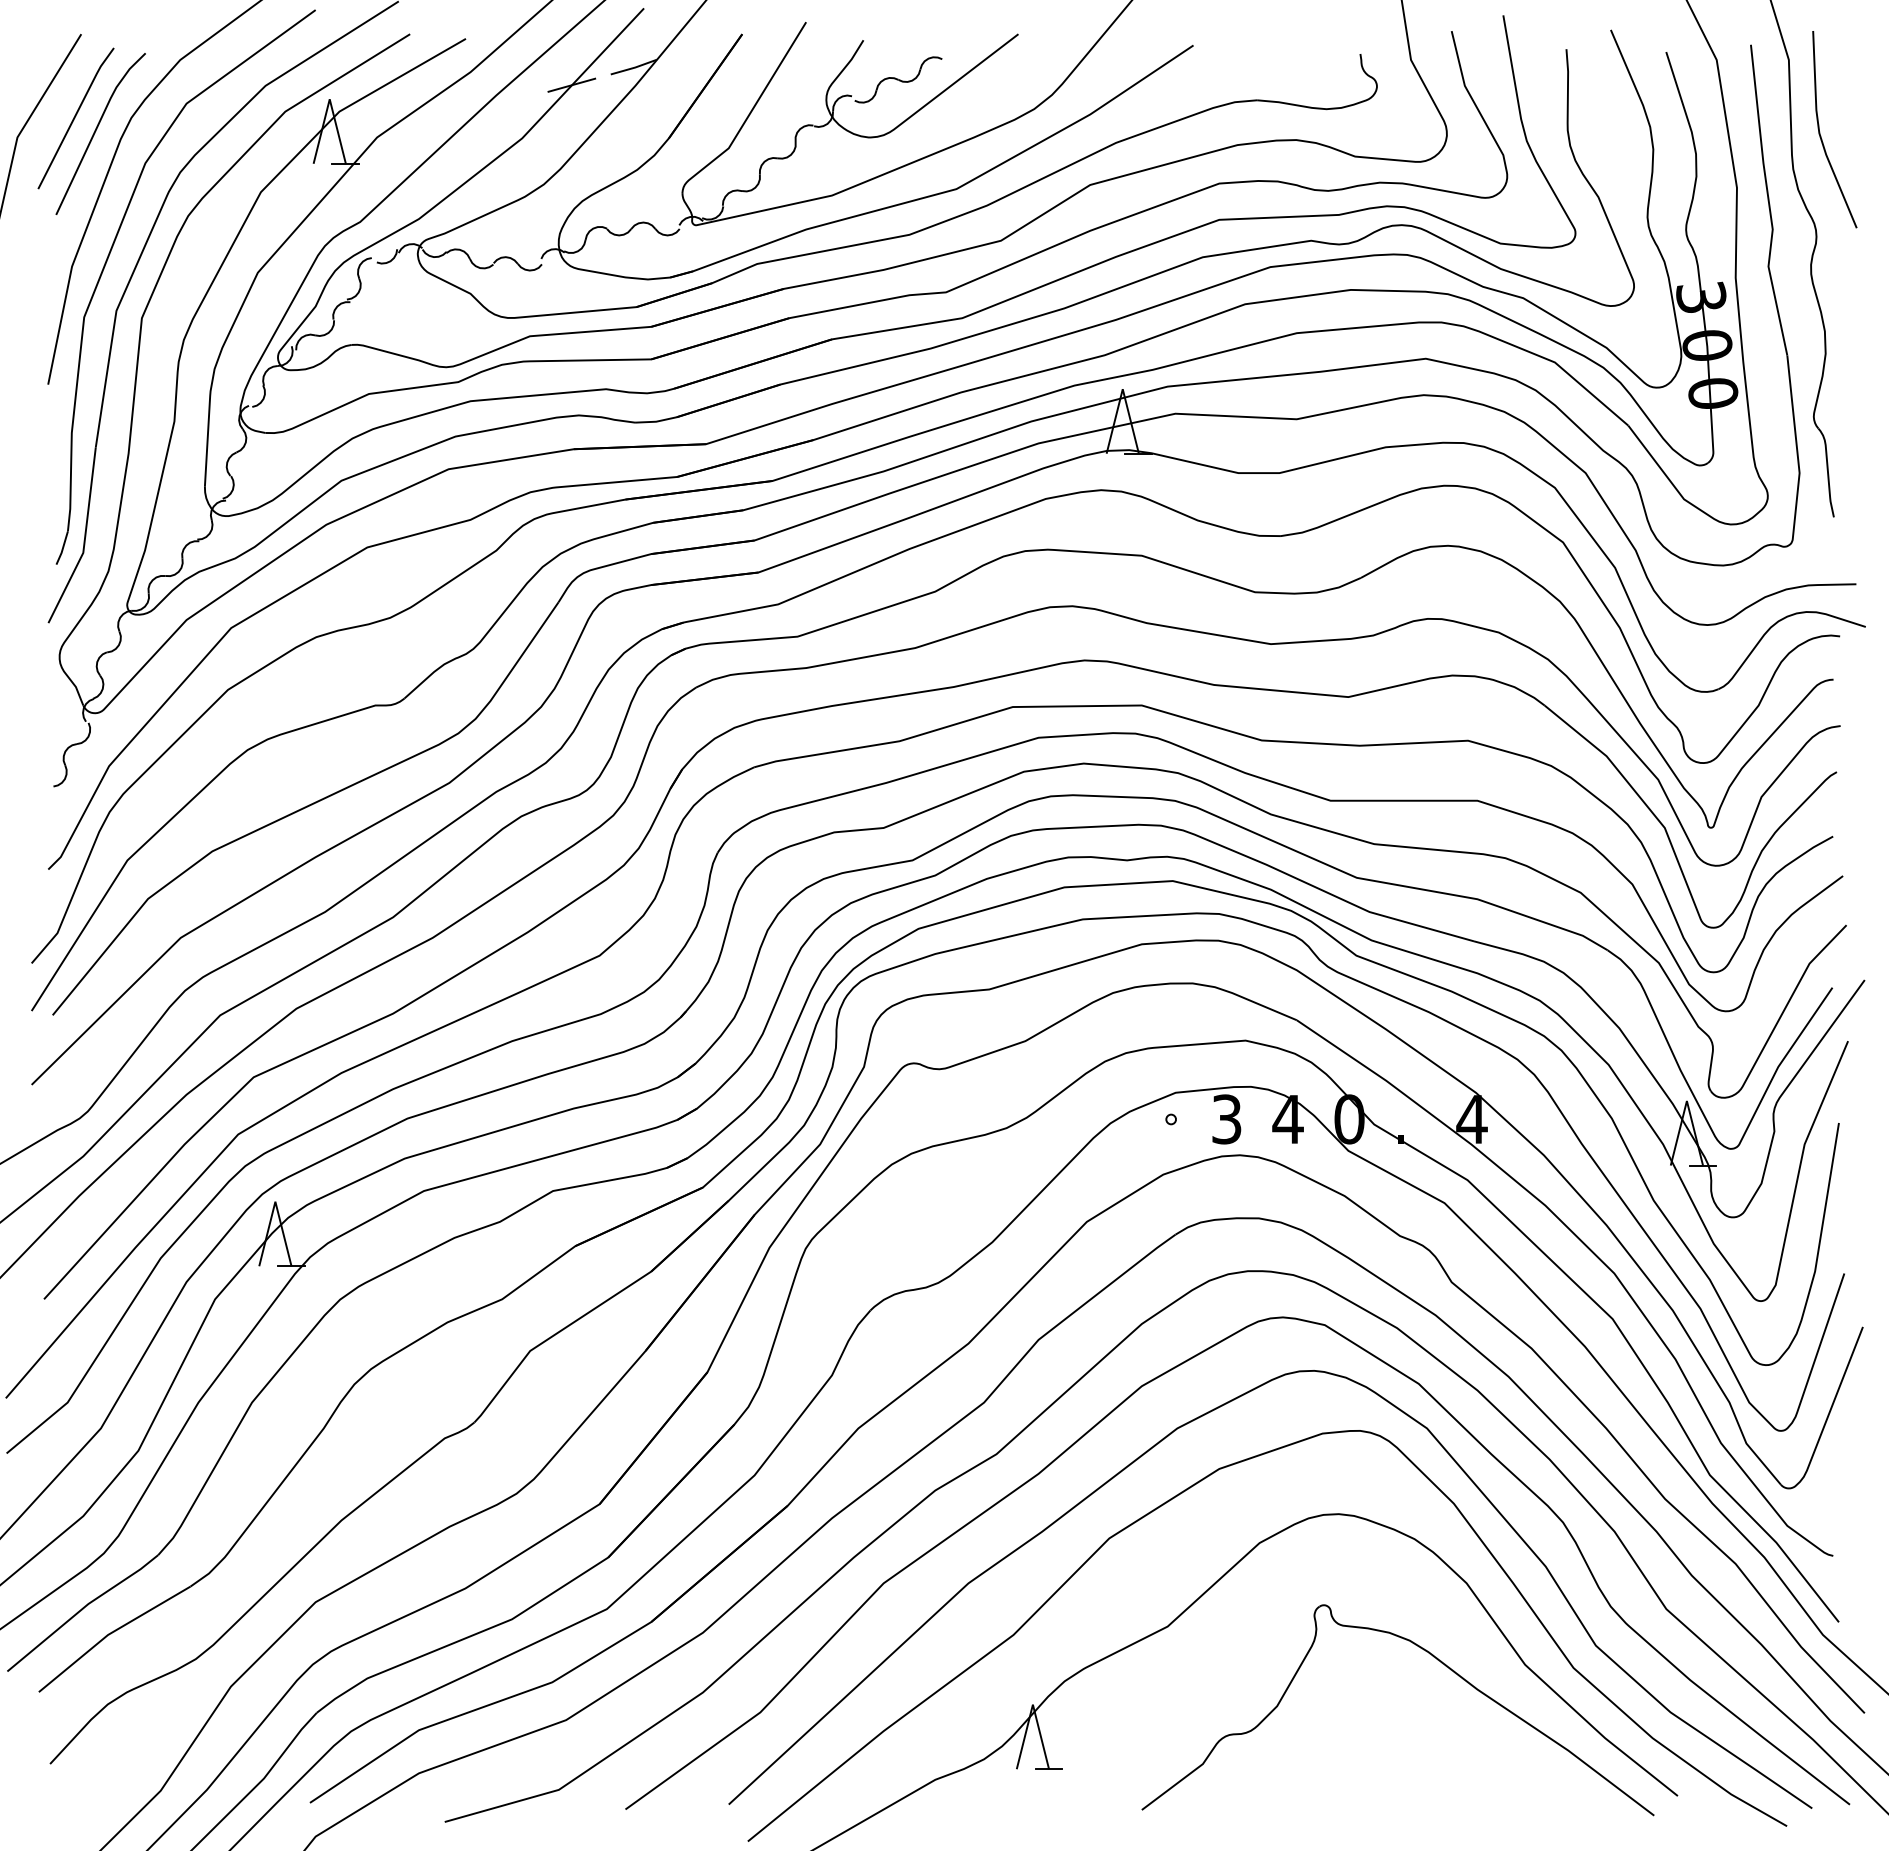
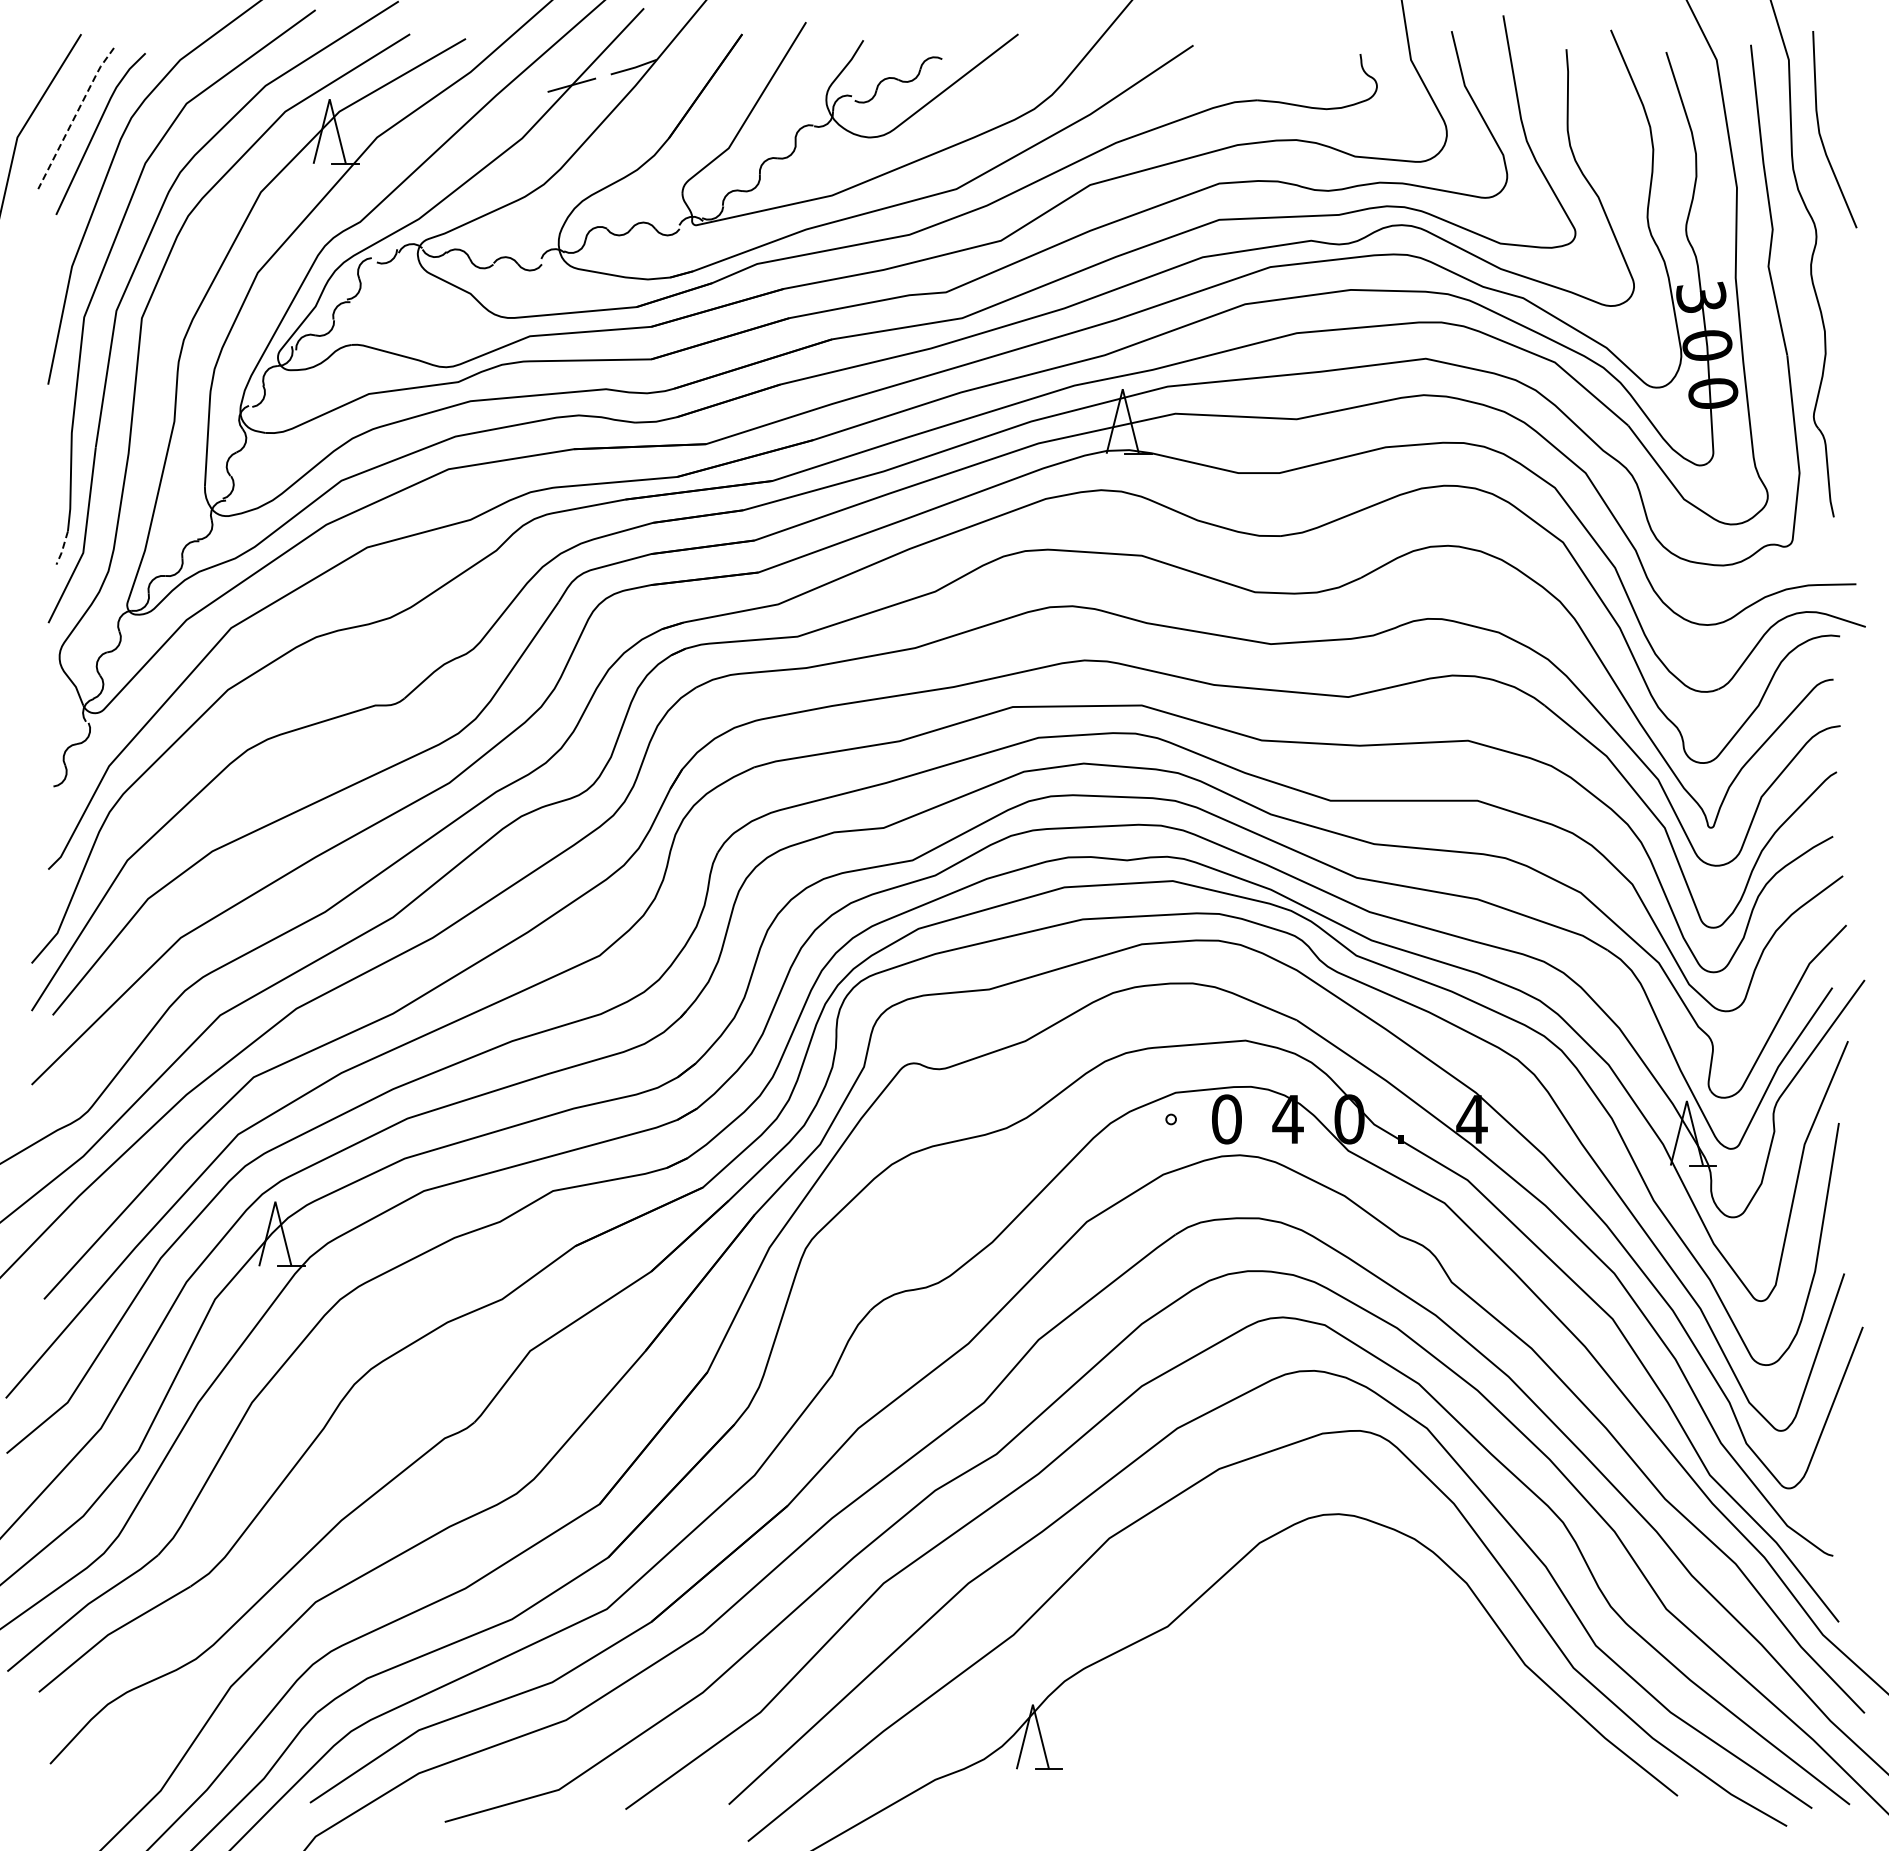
line: solid -> dashed (75, 116)
line: solid -> dashed (62, 549)
text: 3 -> 0 (1226, 1119)
part: present -> none (1437, 1660)
